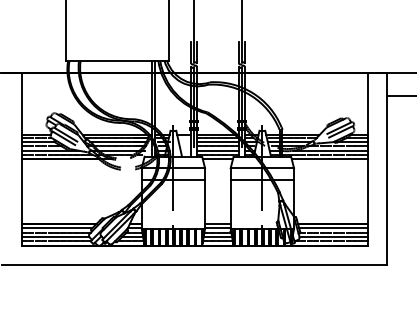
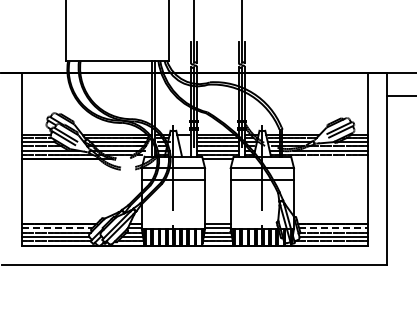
line: present -> none (329, 159)
line: solid -> dashed (57, 228)
line: solid -> dashed (333, 228)
